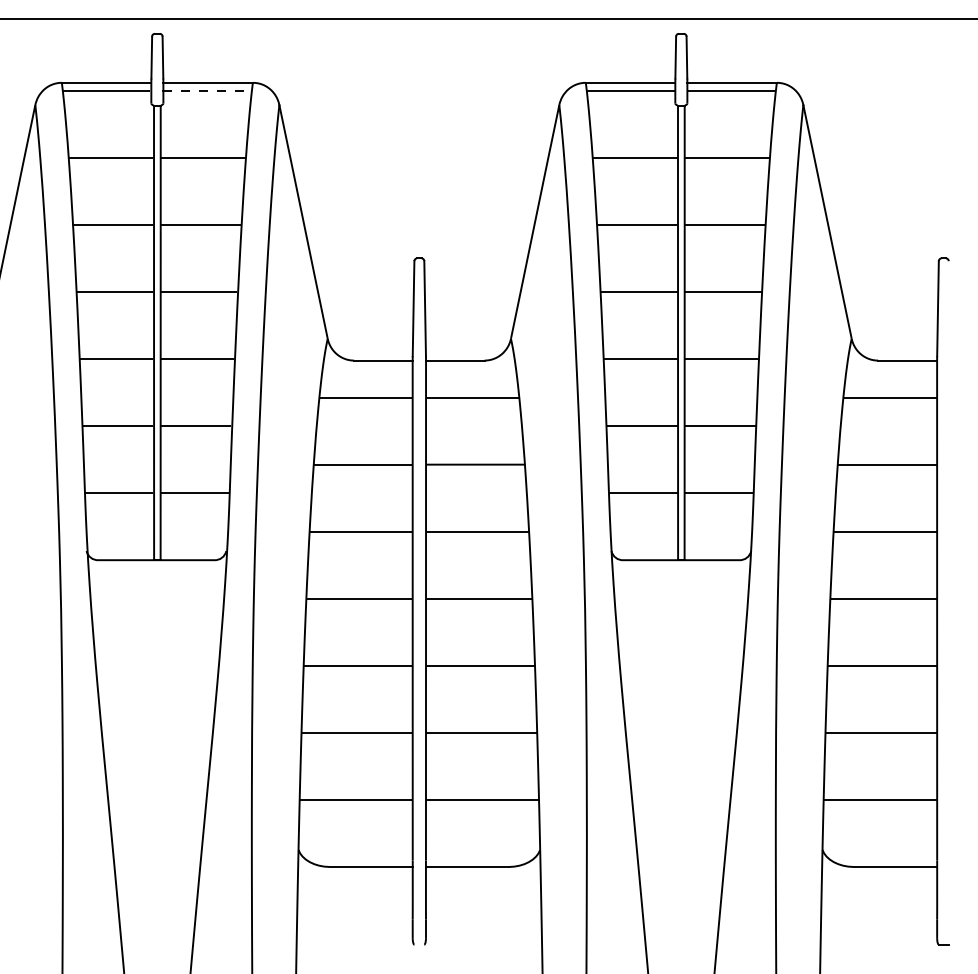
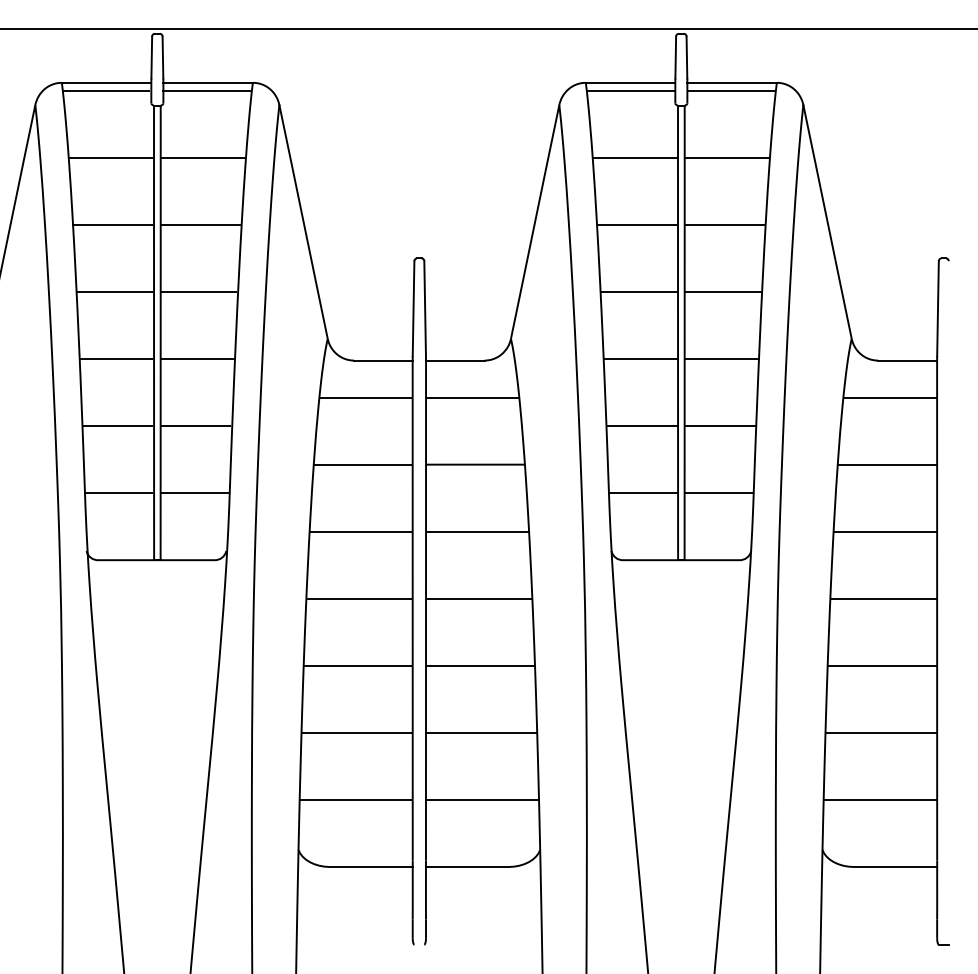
line position: (488, 19) -> (488, 29) (488, 29)
line: dashed -> solid (207, 90)
